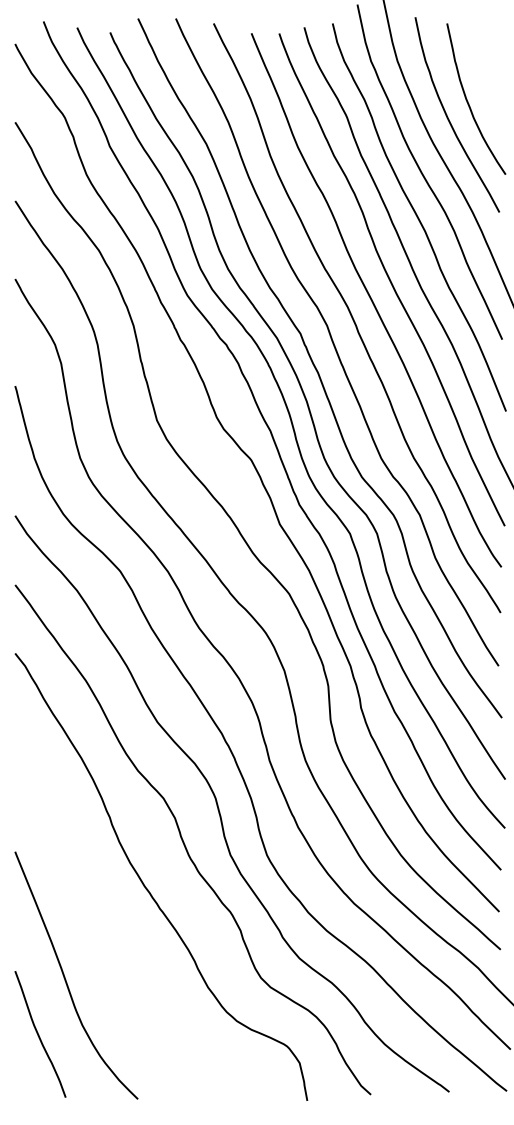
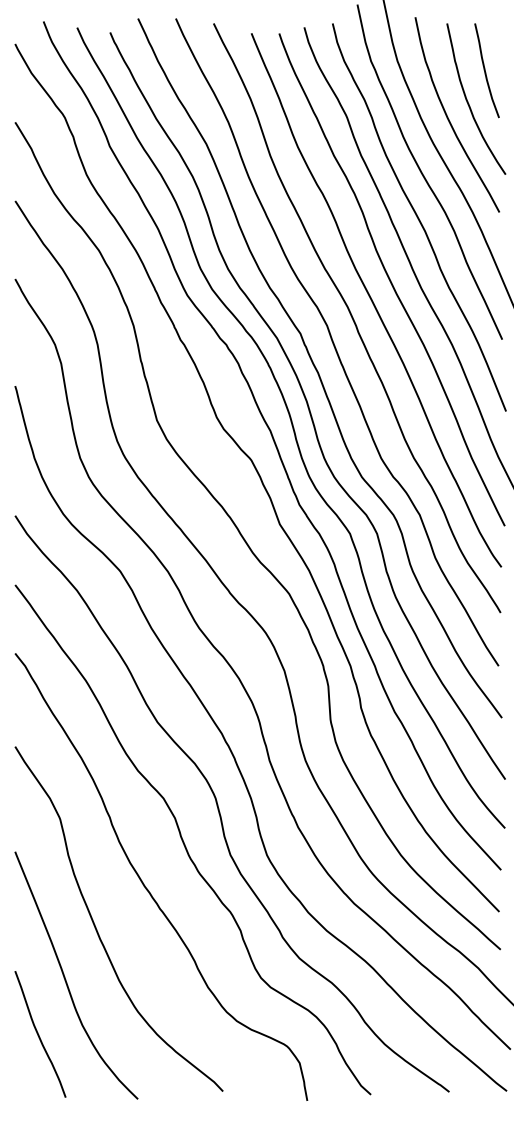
curve: none -> present (485, 70)
curve: none -> present (97, 929)
